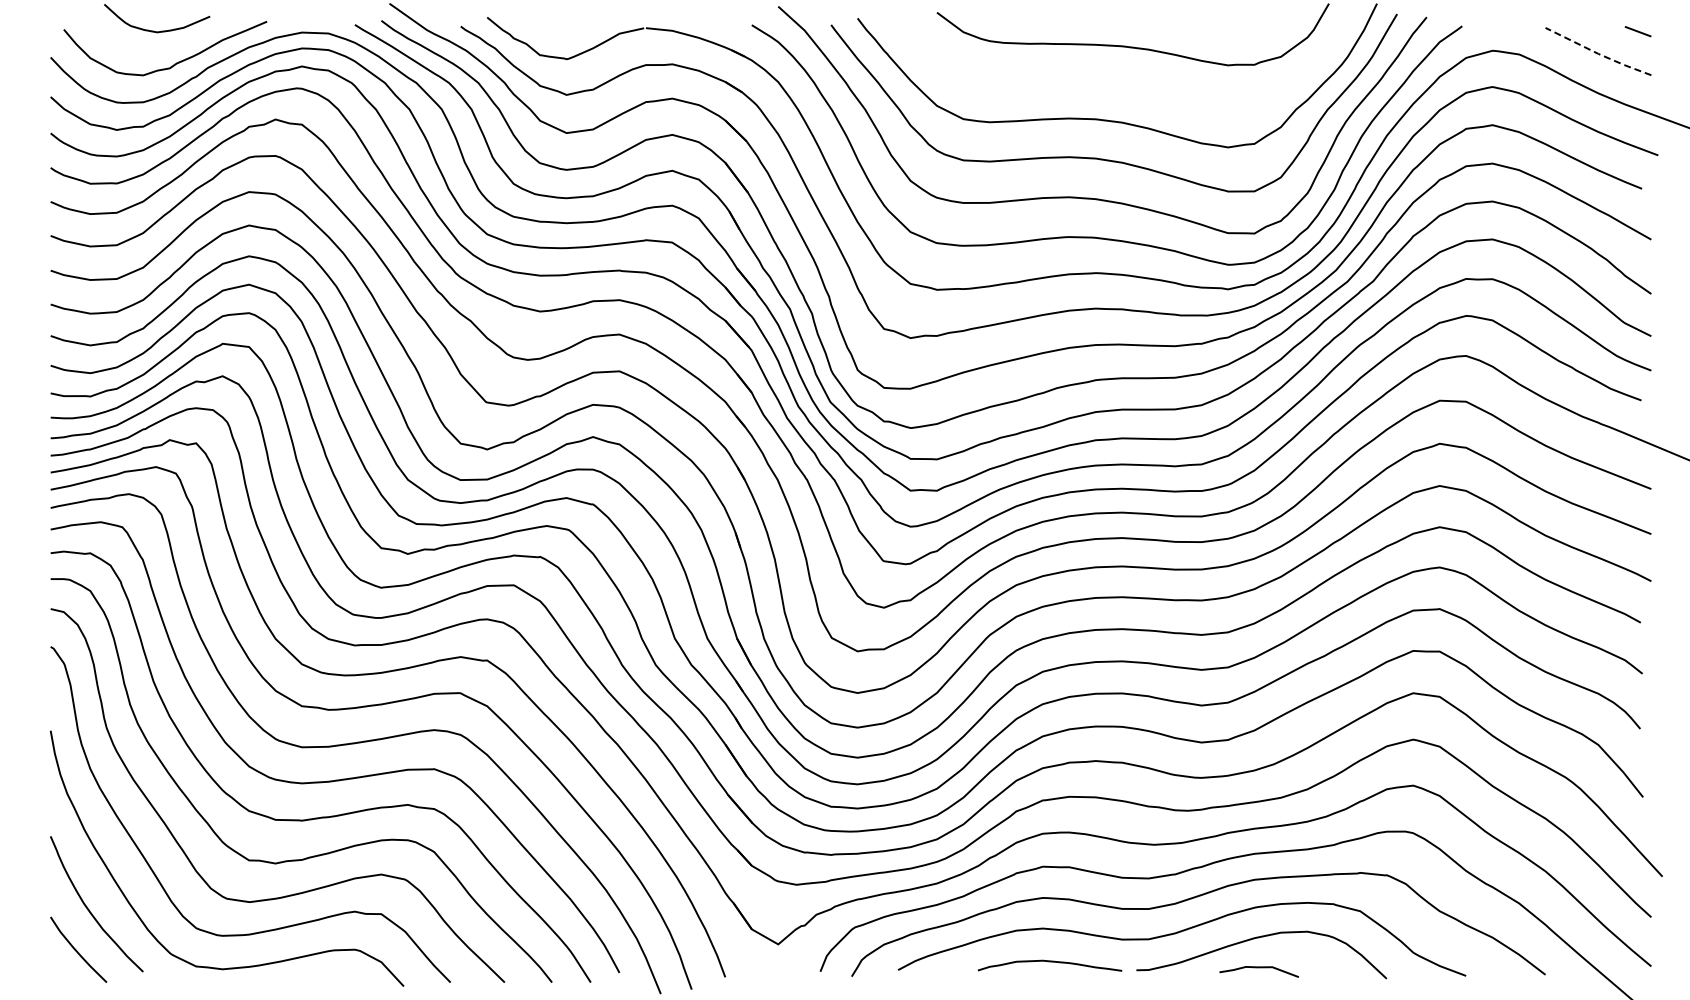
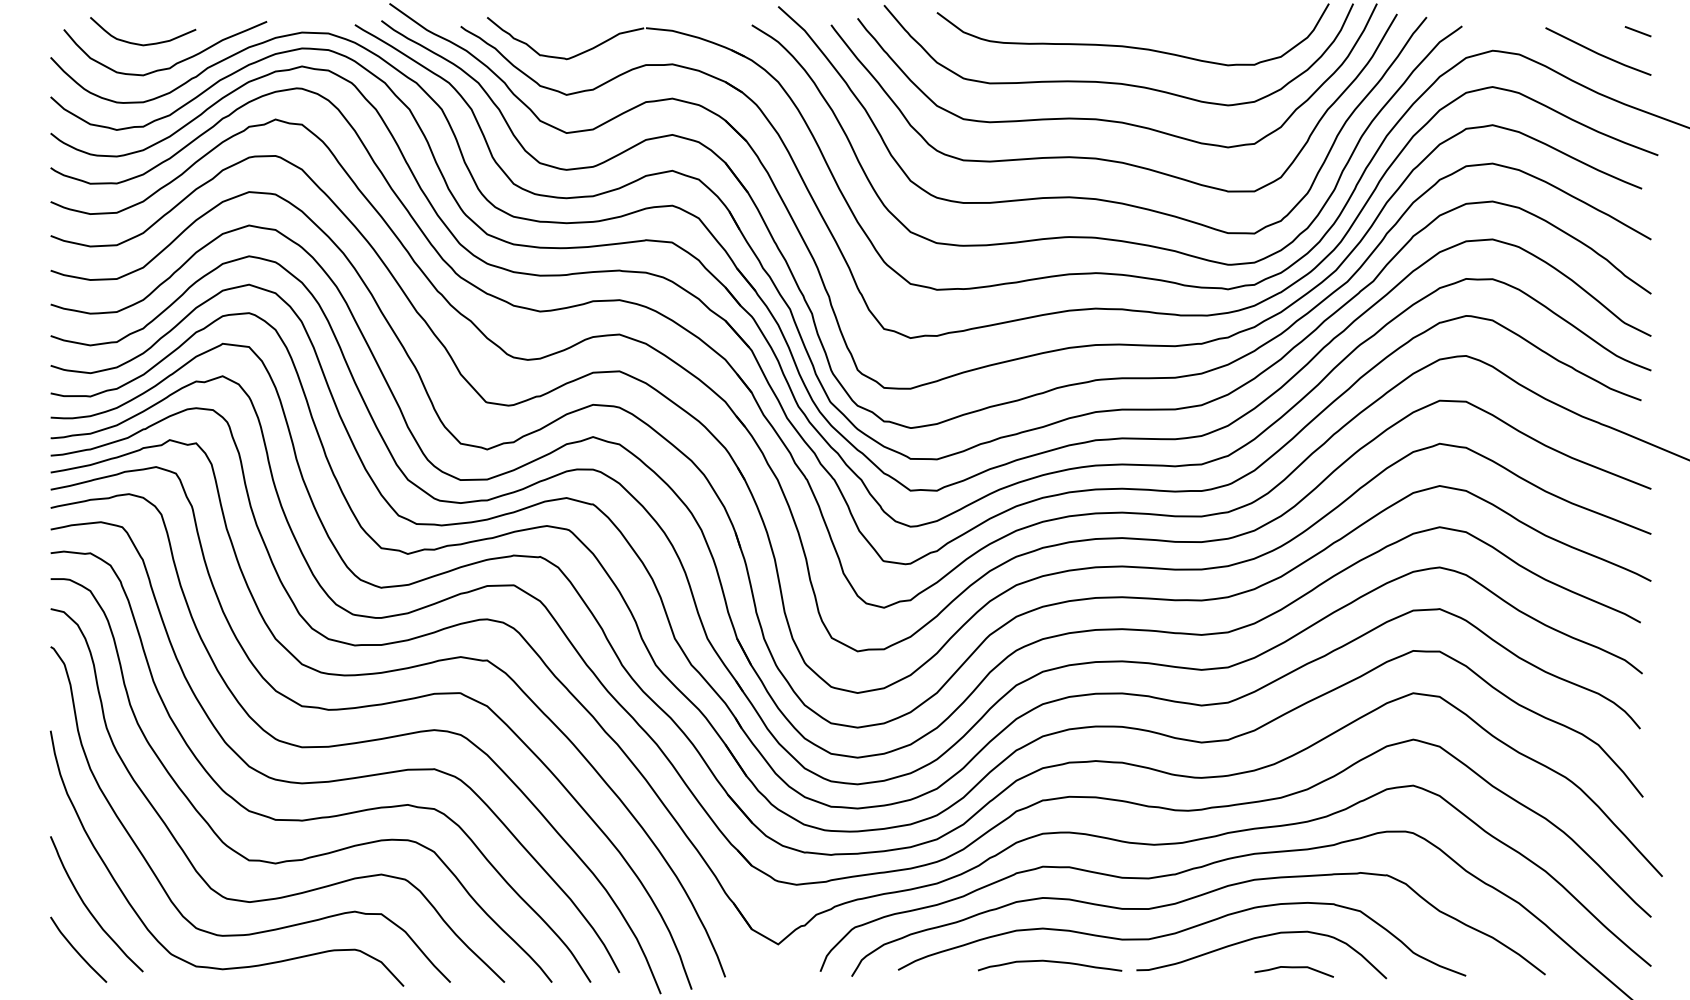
curve position: (153, 30) -> (139, 43) (139, 43)
line: dashed -> solid (1598, 53)
curve: none -> present (1118, 82)
curve position: (1258, 968) -> (1293, 968) (1293, 968)
